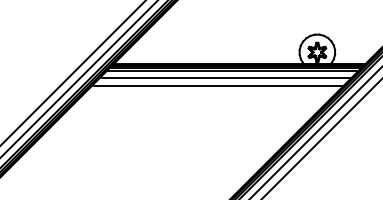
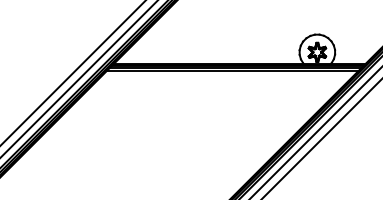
line: present -> none (225, 77)
line: present -> none (217, 86)
